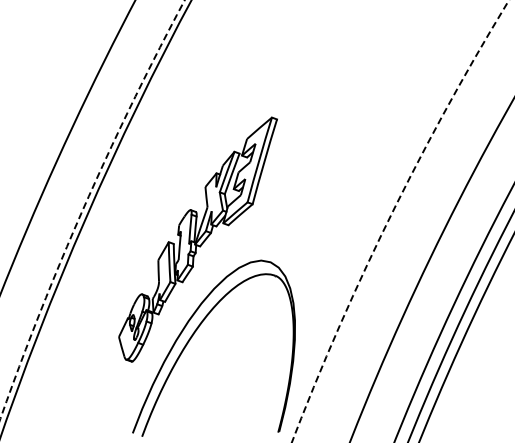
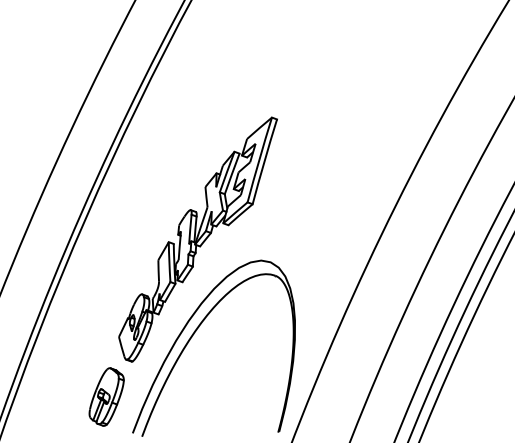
circle: dashed -> solid (92, 209)
circle: dashed -> solid (399, 221)
part: none -> present (106, 396)
